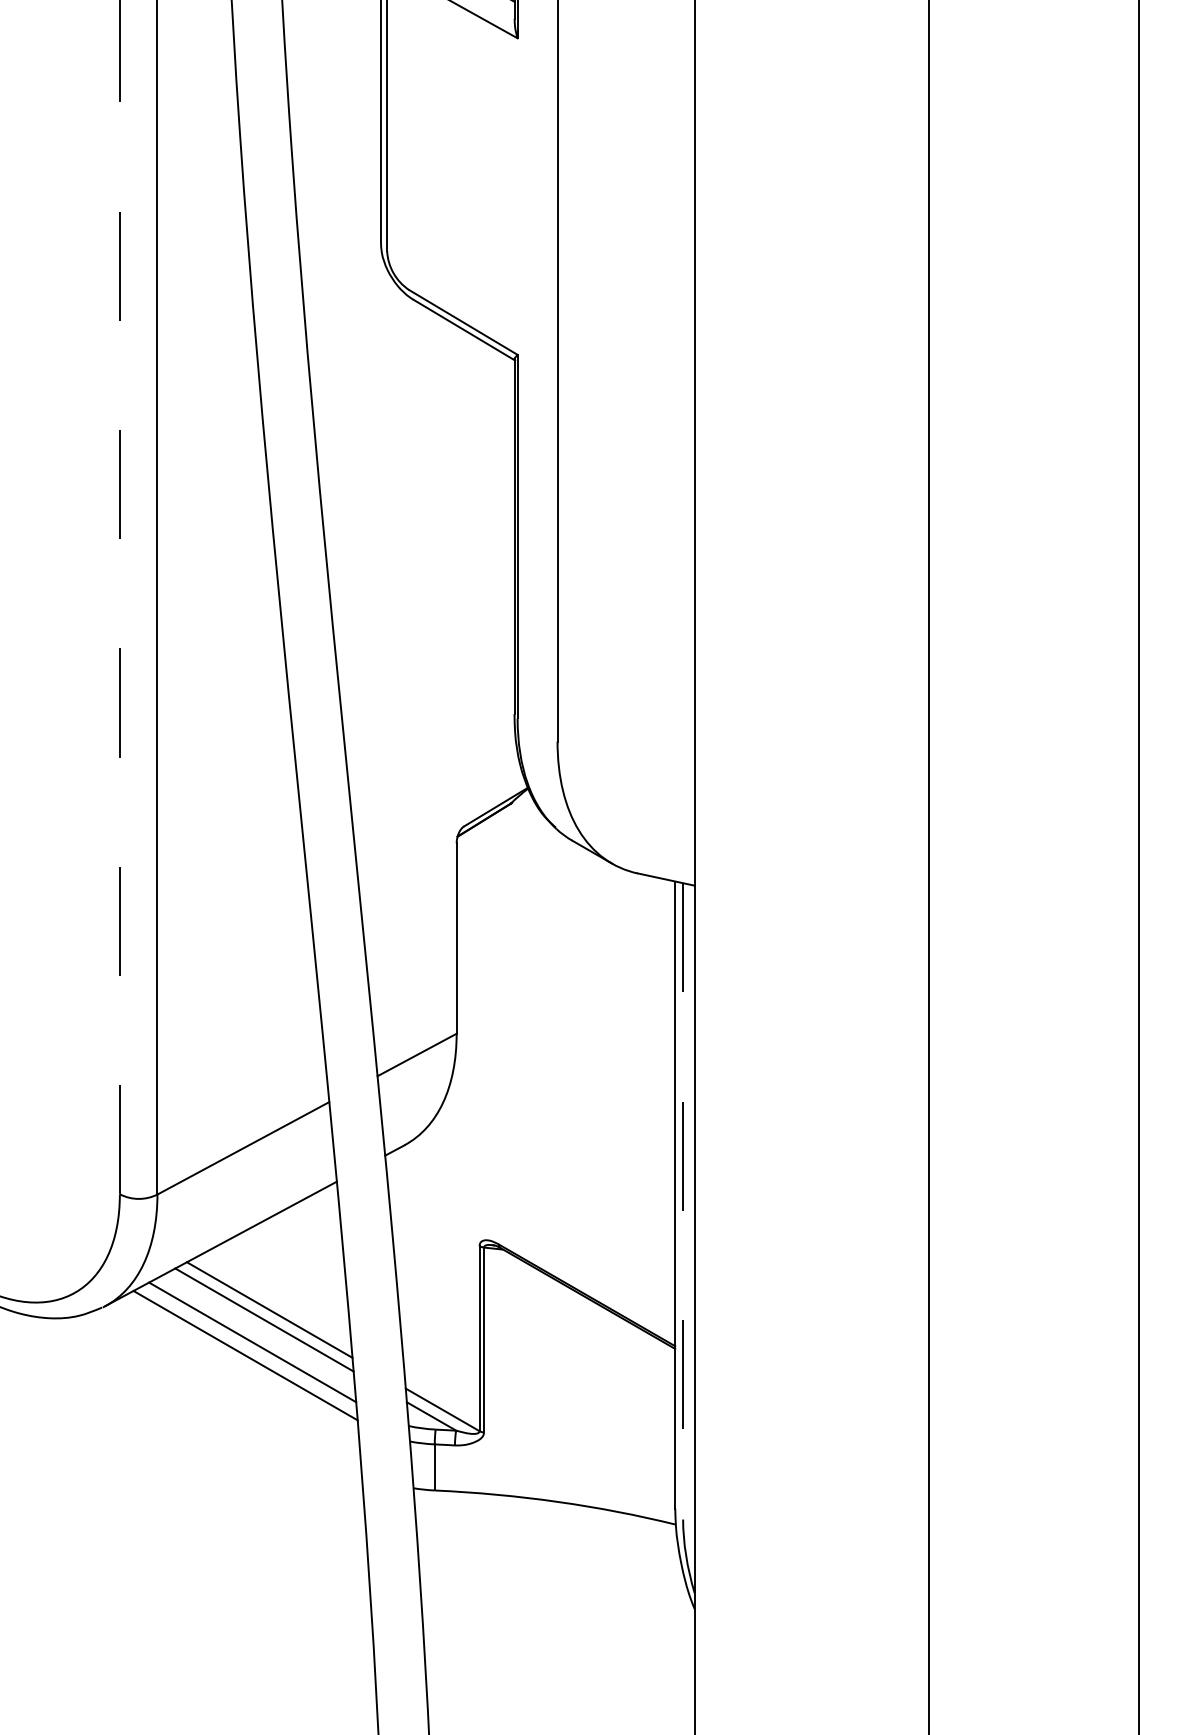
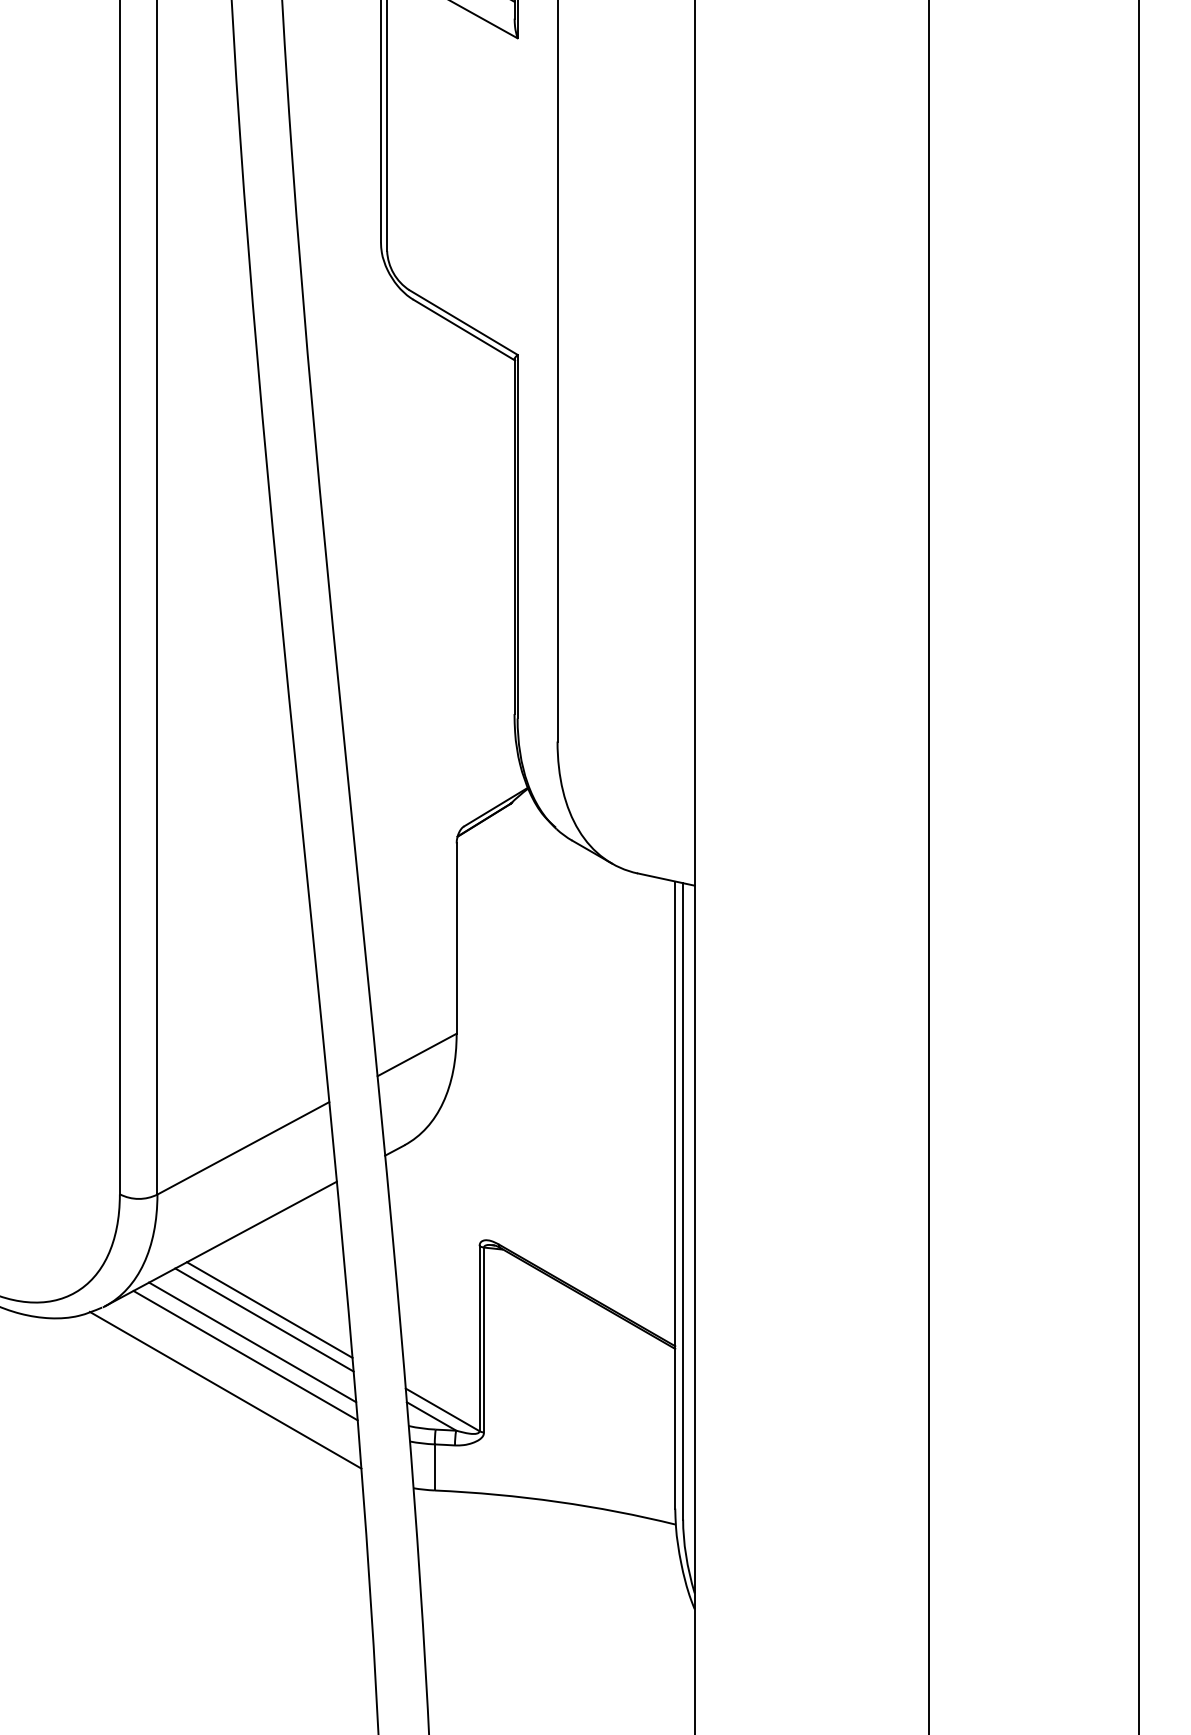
line: dashed -> solid (119, 597)
line: dashed -> solid (683, 1201)
line: none -> present (225, 1389)
